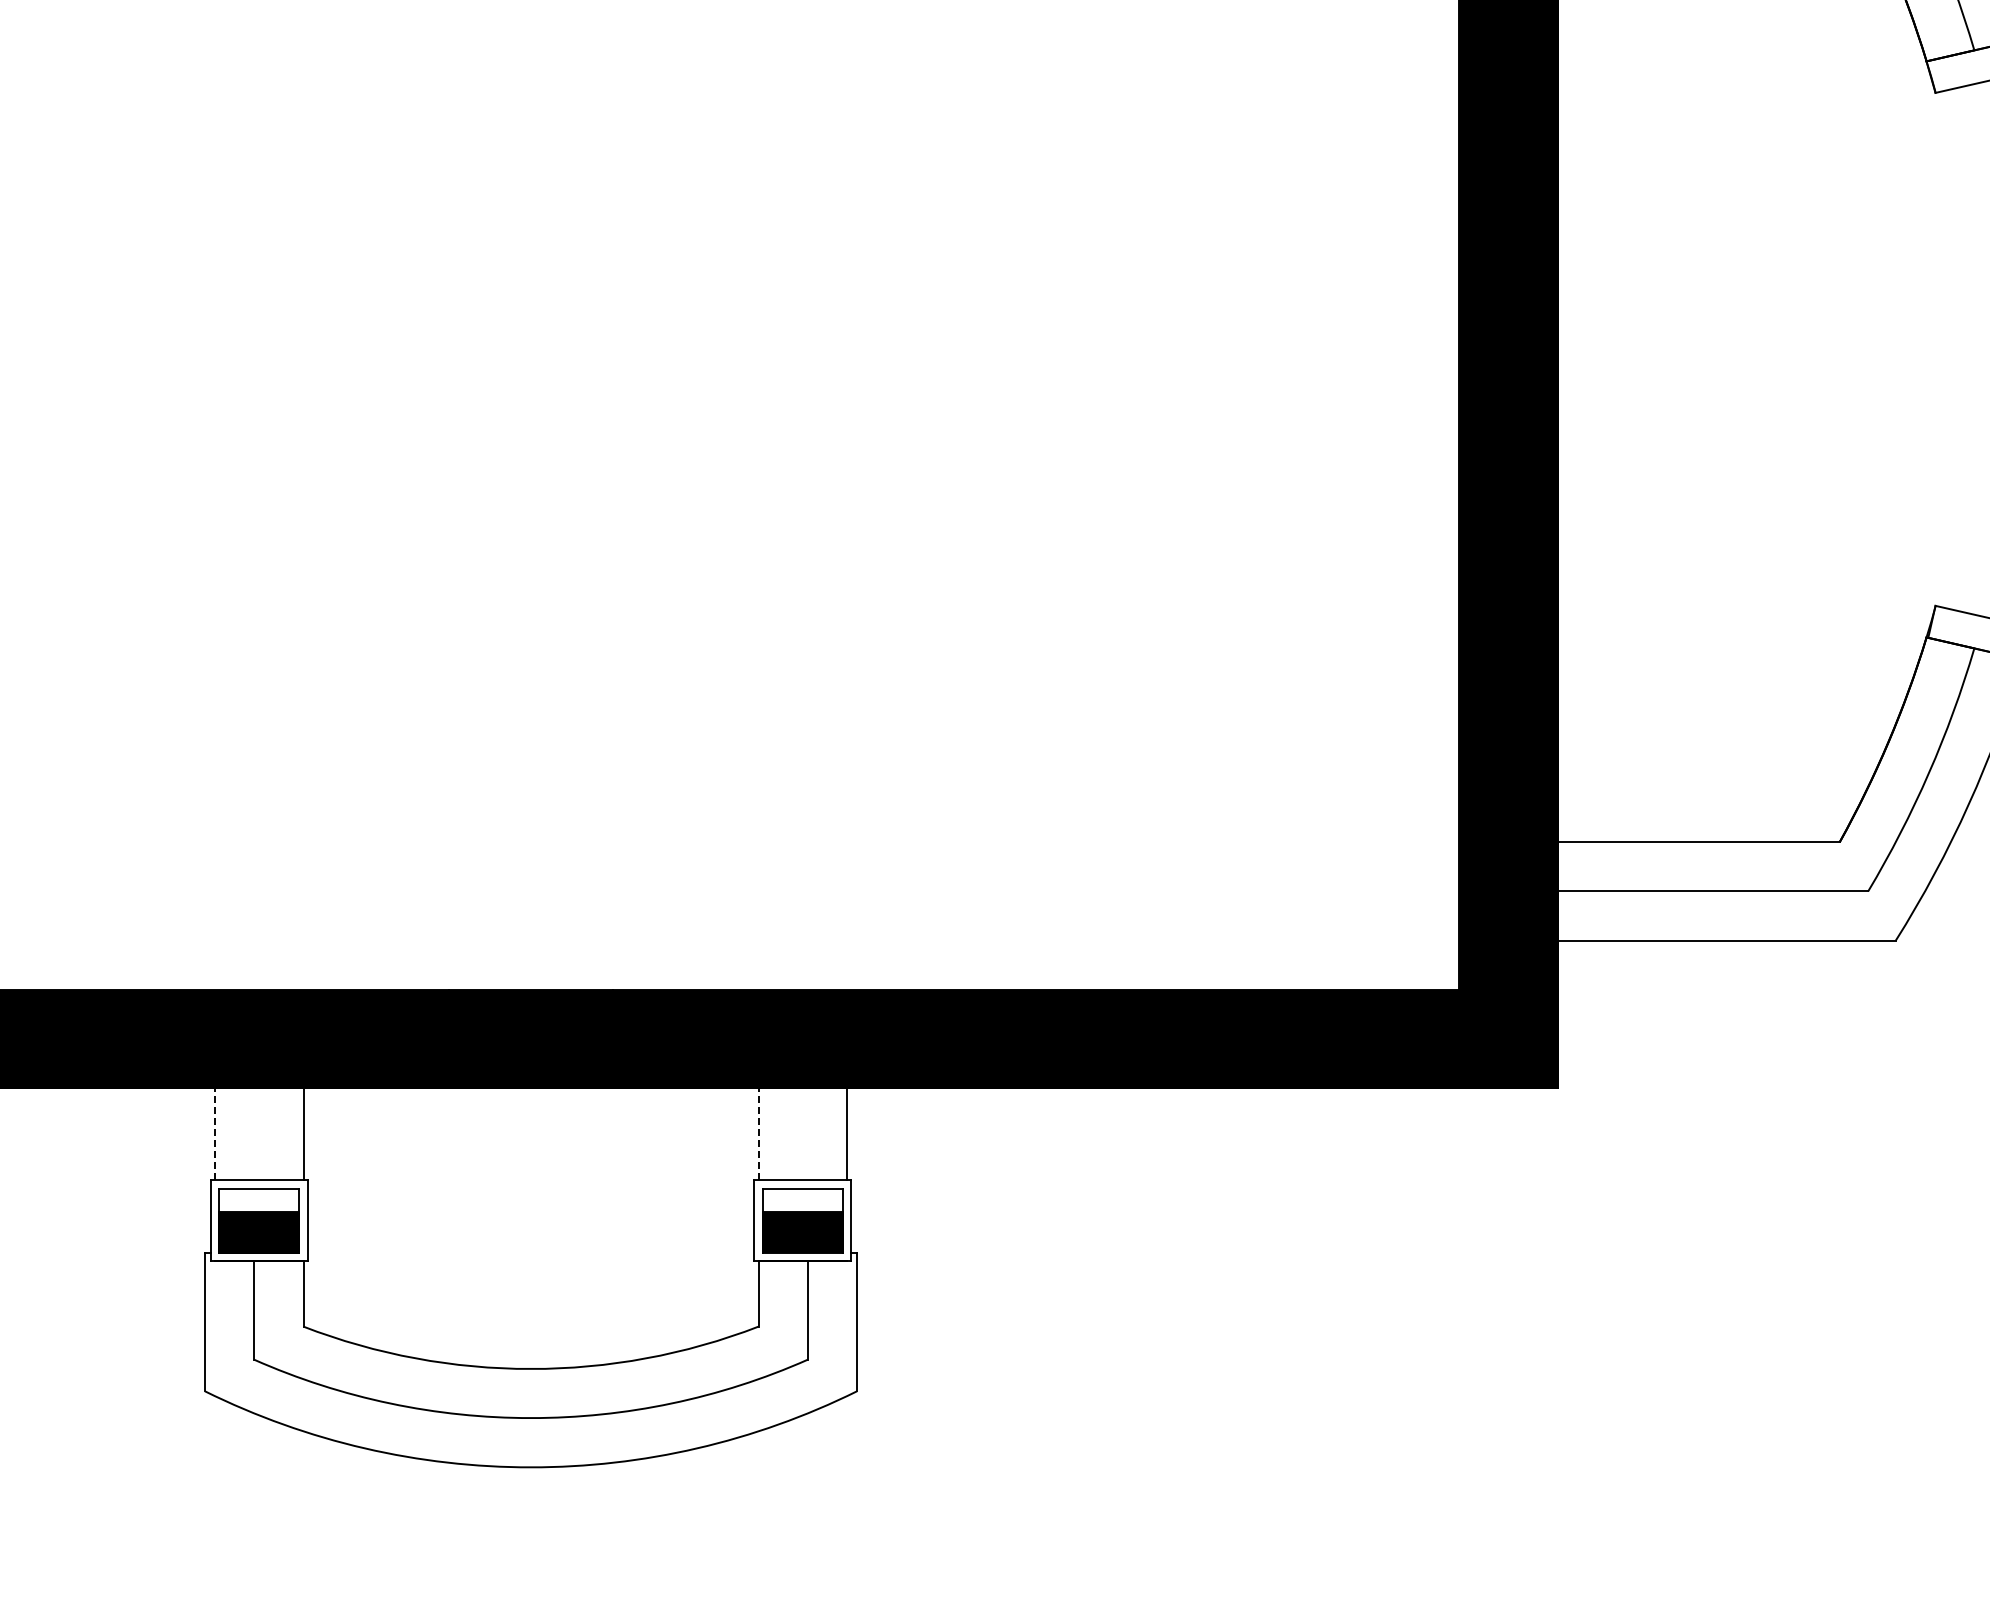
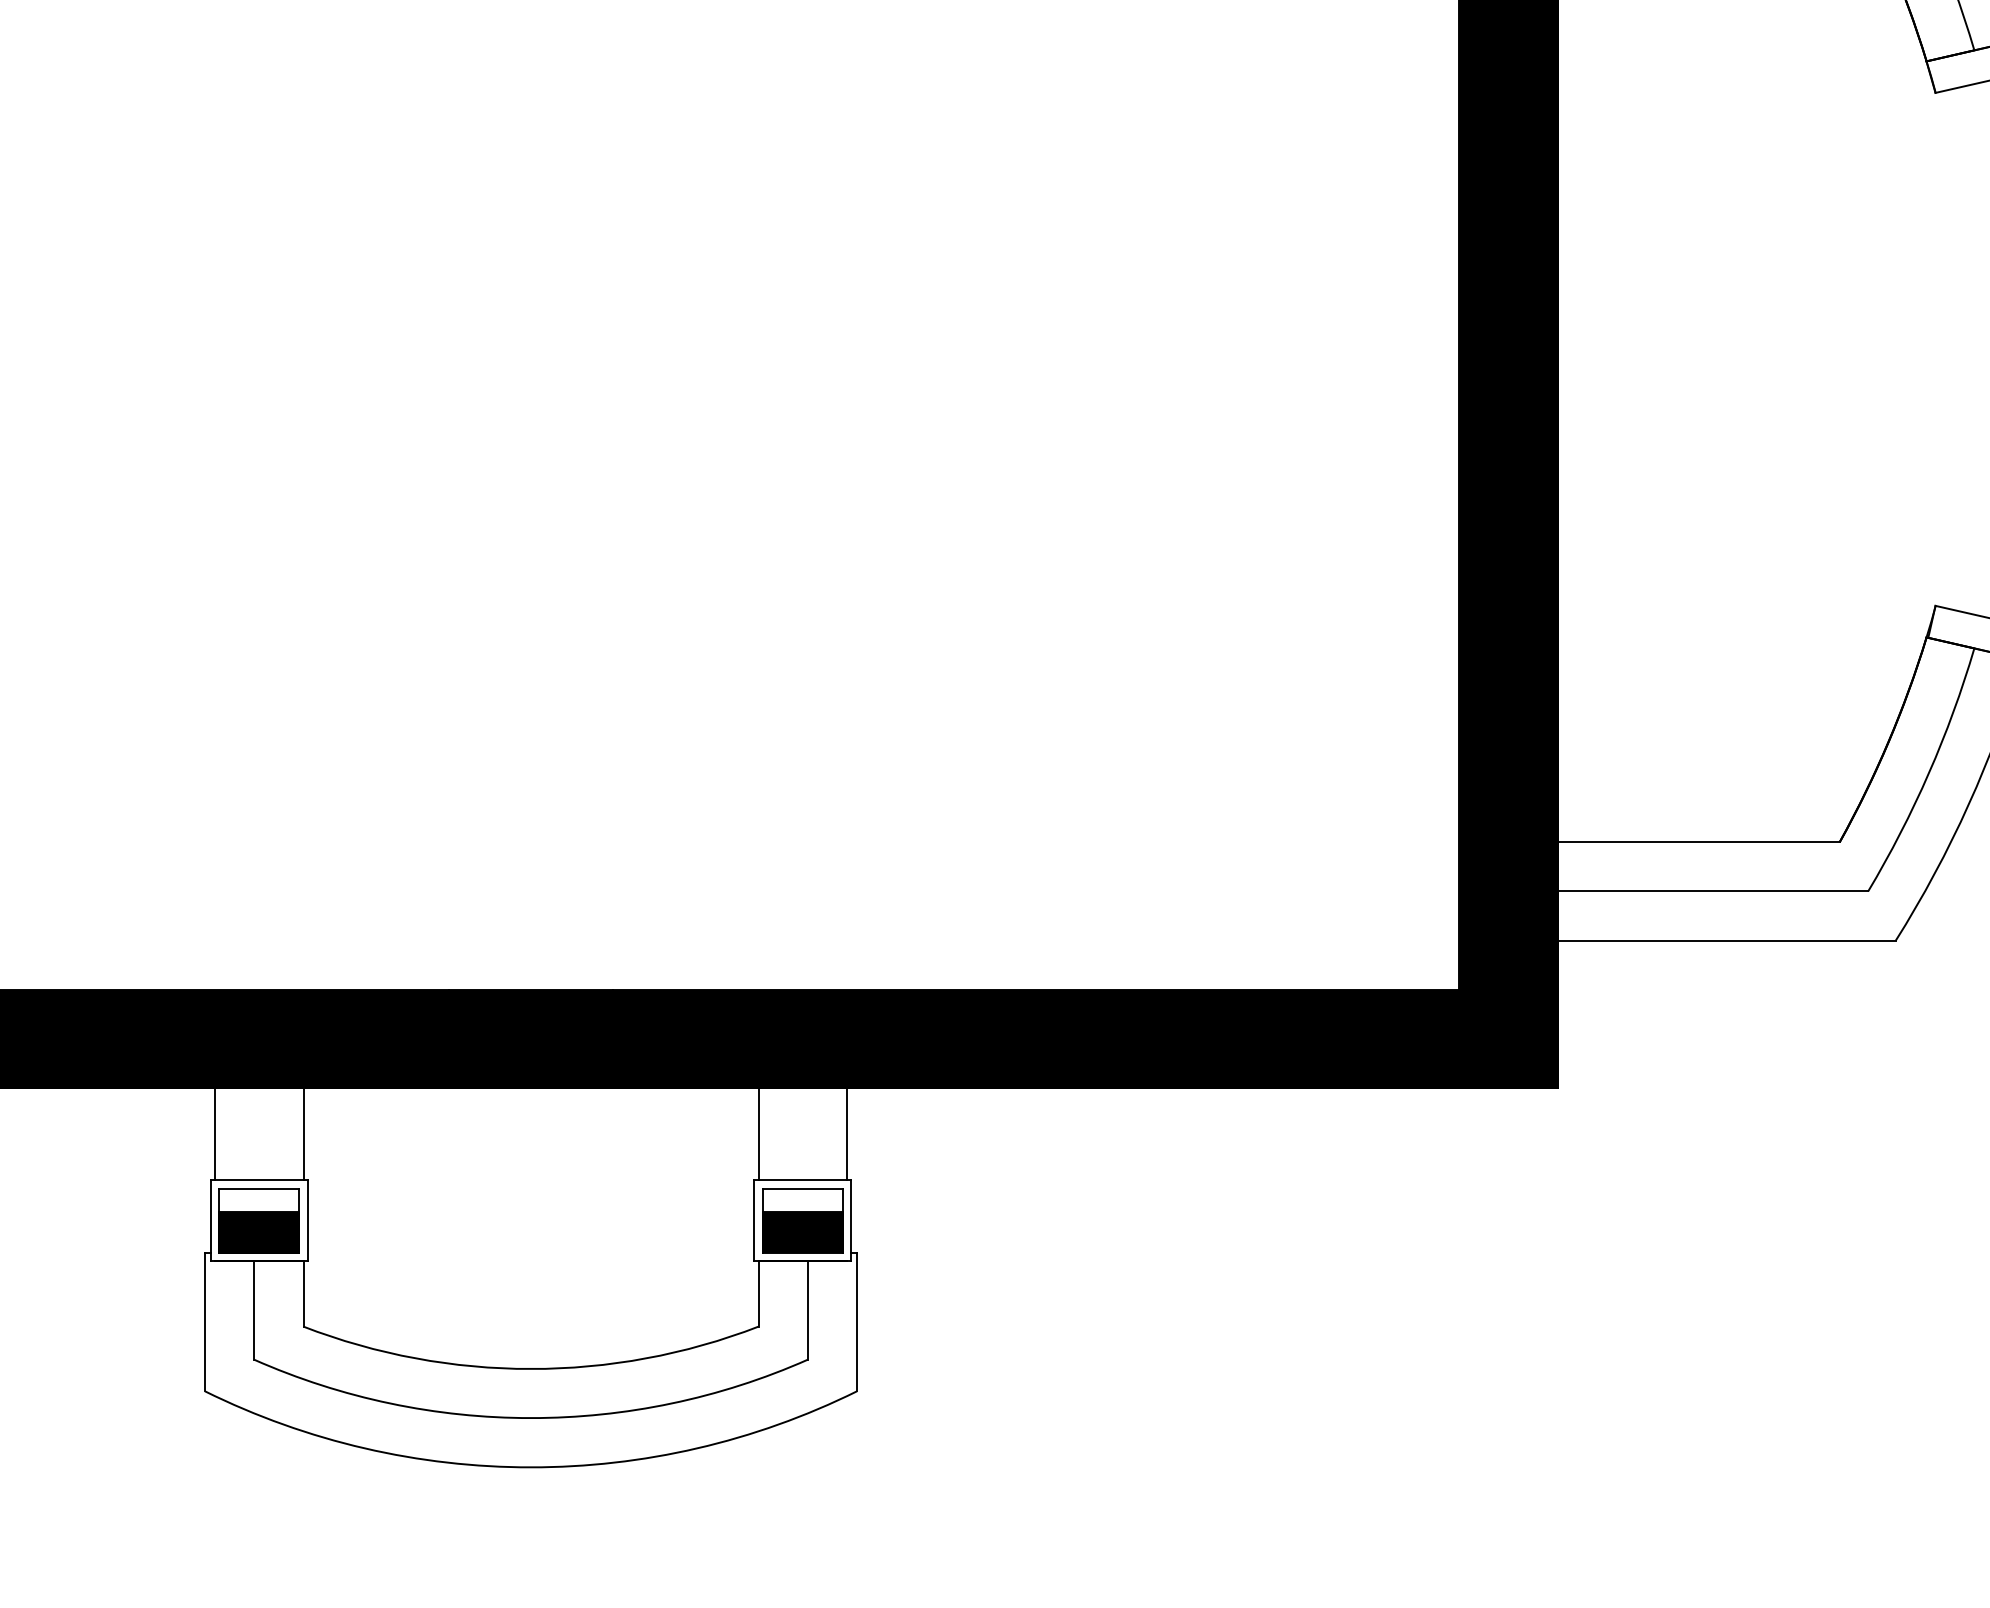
line: dashed -> solid (214, 1134)
line: dashed -> solid (758, 1134)
